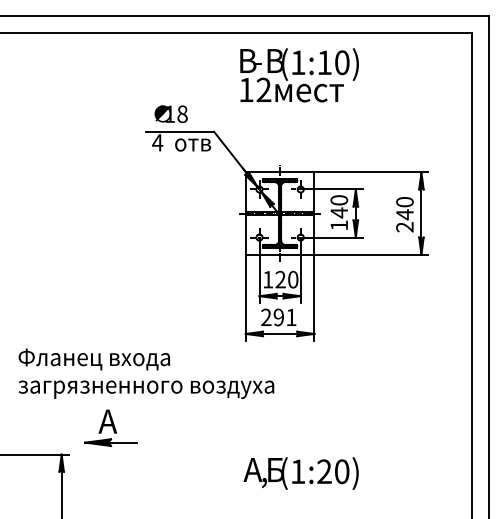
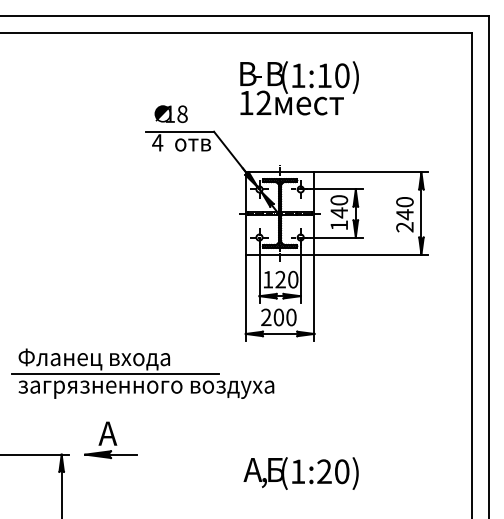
text position: (299, 75) -> (299, 88) (299, 88)
text: 291 -> 200 (284, 317)
line: none -> present (115, 373)
part position: (110, 427) -> (110, 439) (110, 439)
